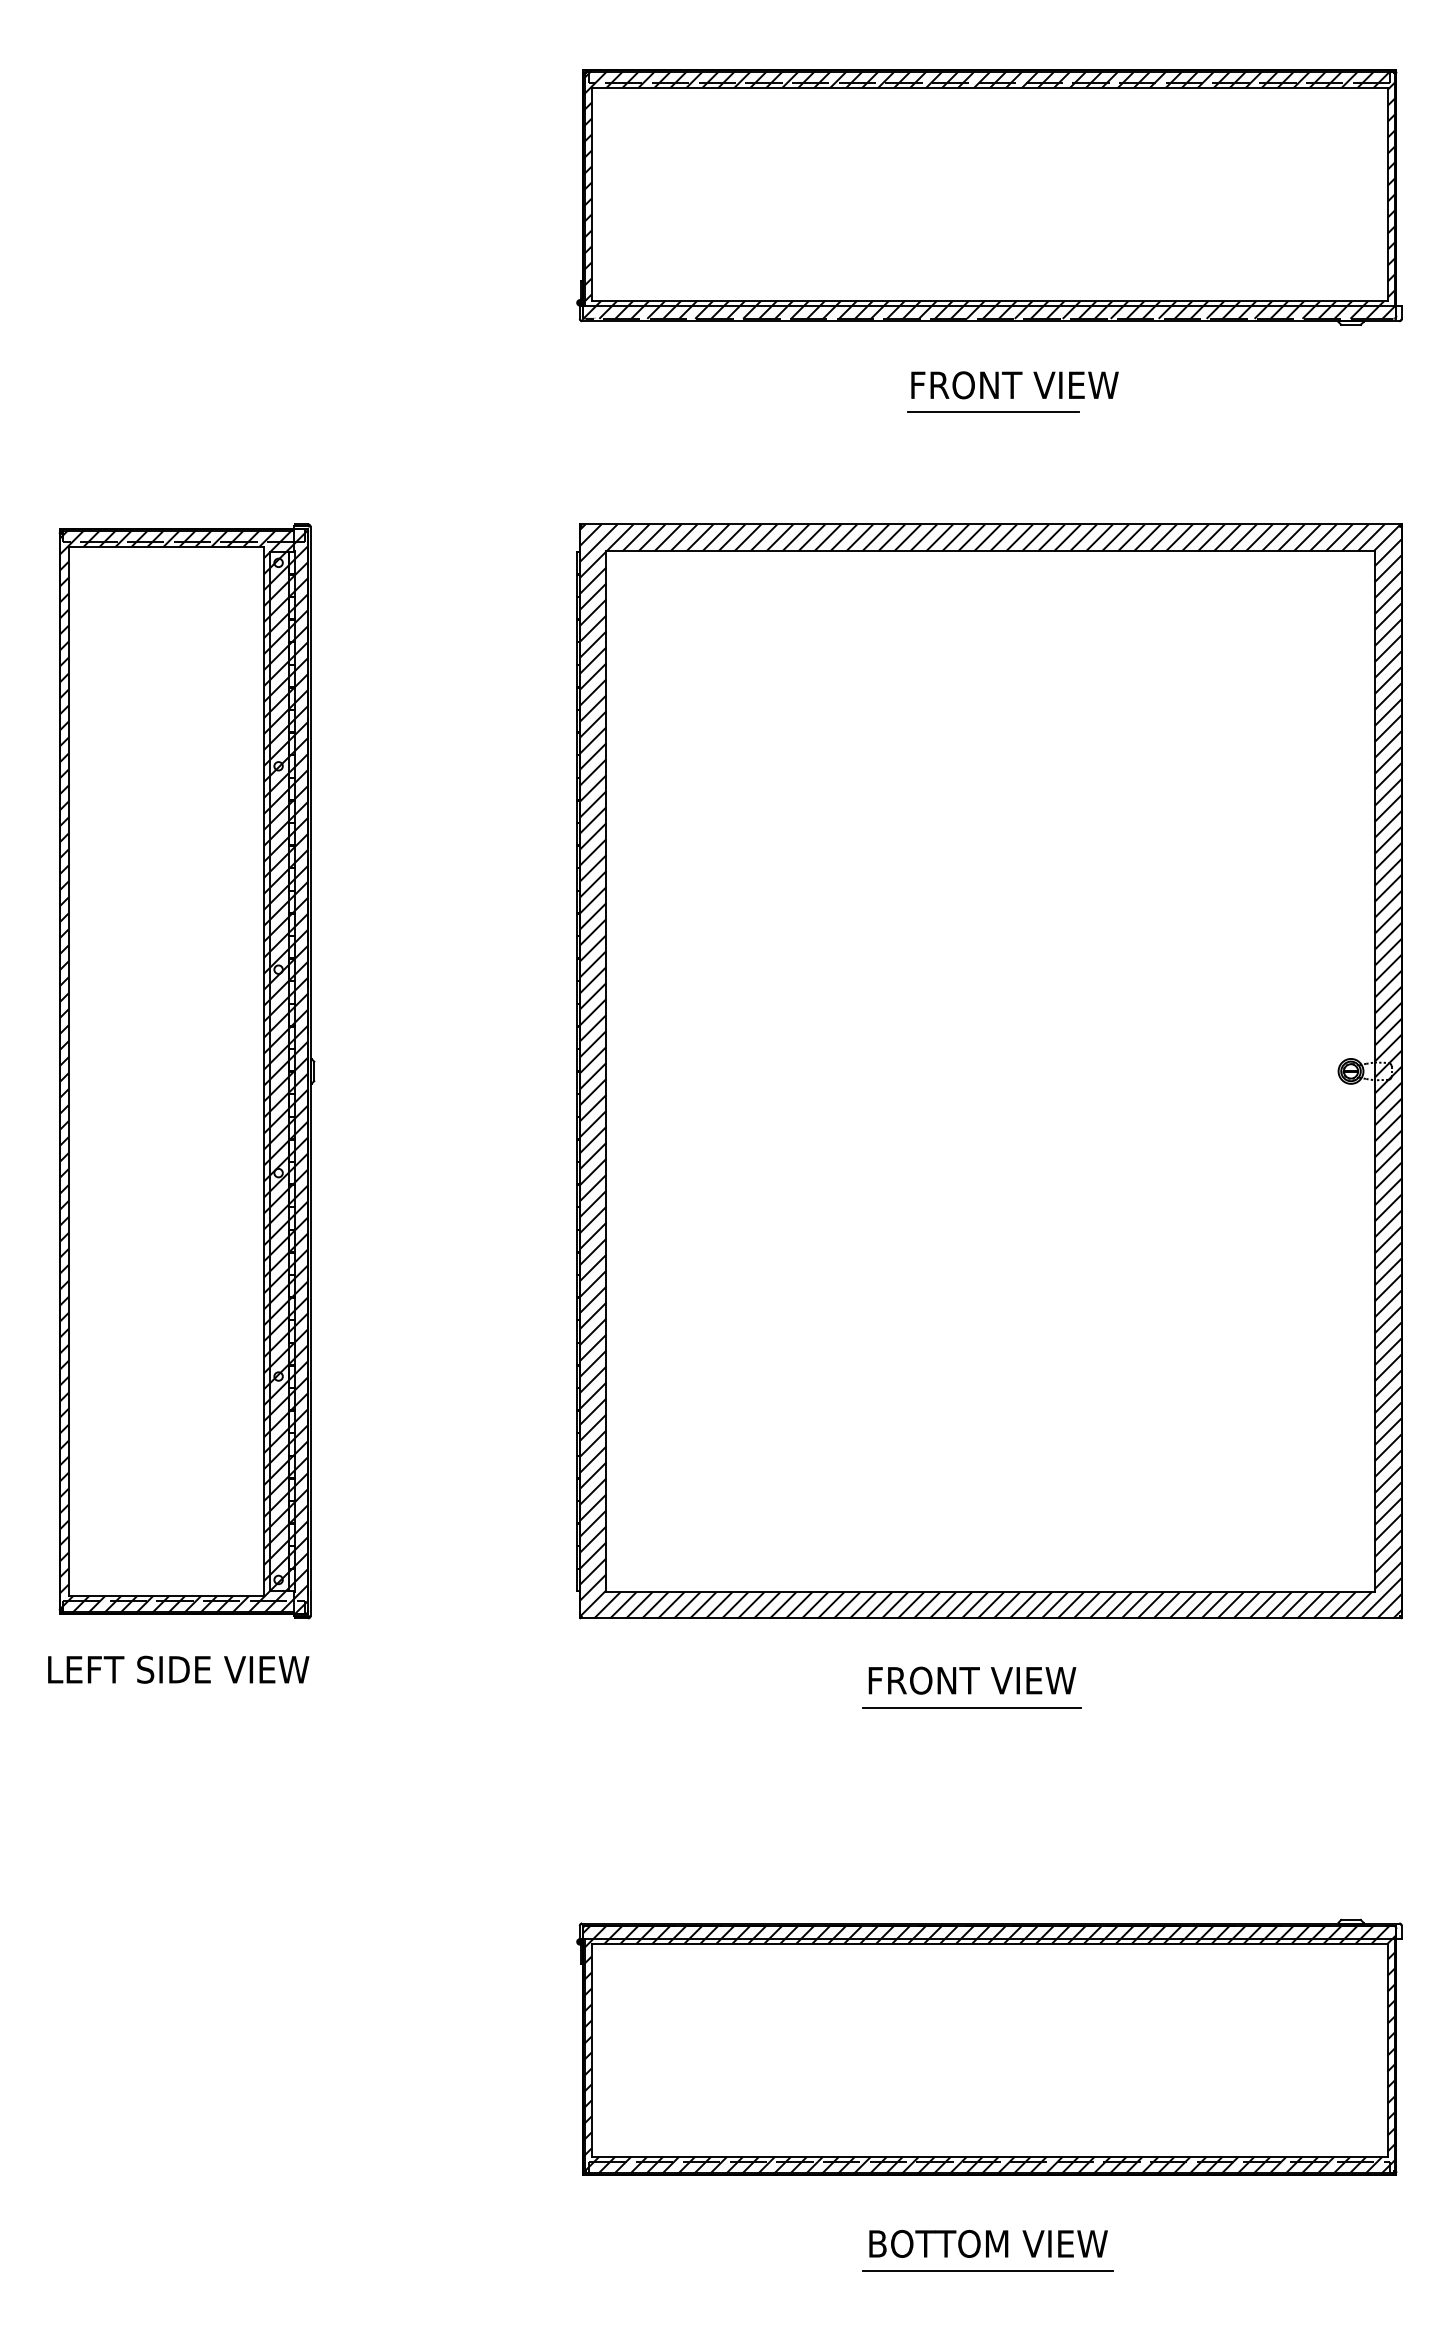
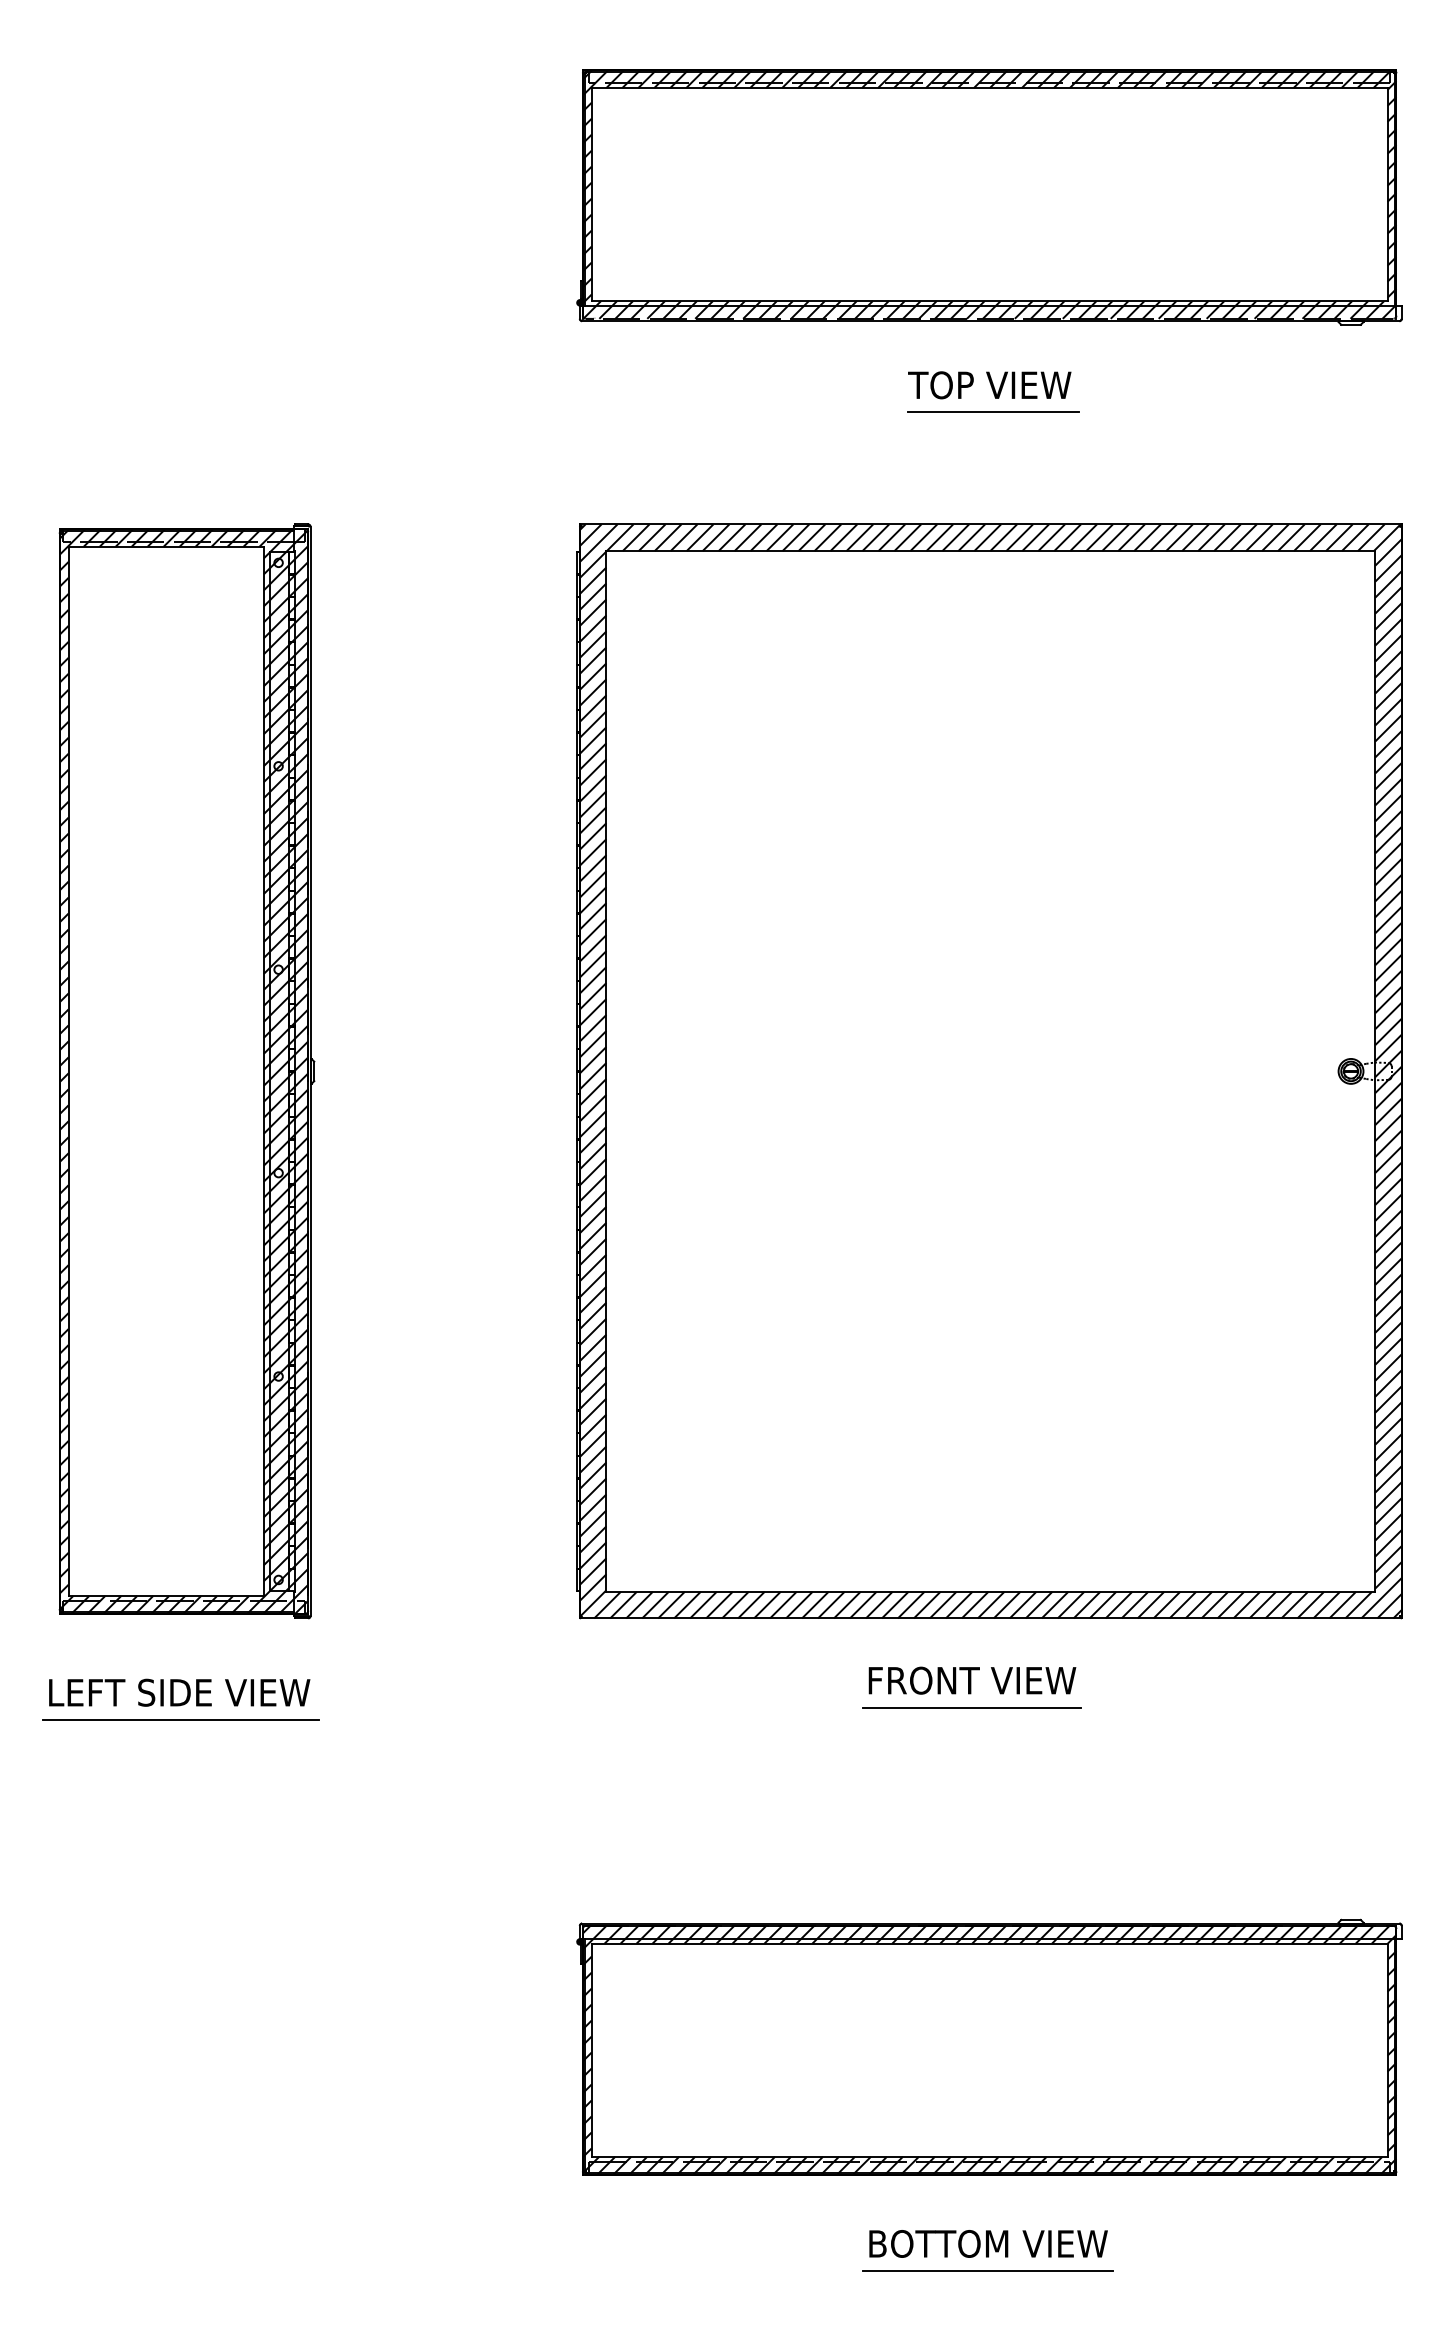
text: FRONT VIEW -> TOP VIEW (1013, 385)
text position: (178, 1669) -> (179, 1692) (179, 1692)
line: none -> present (180, 1719)
